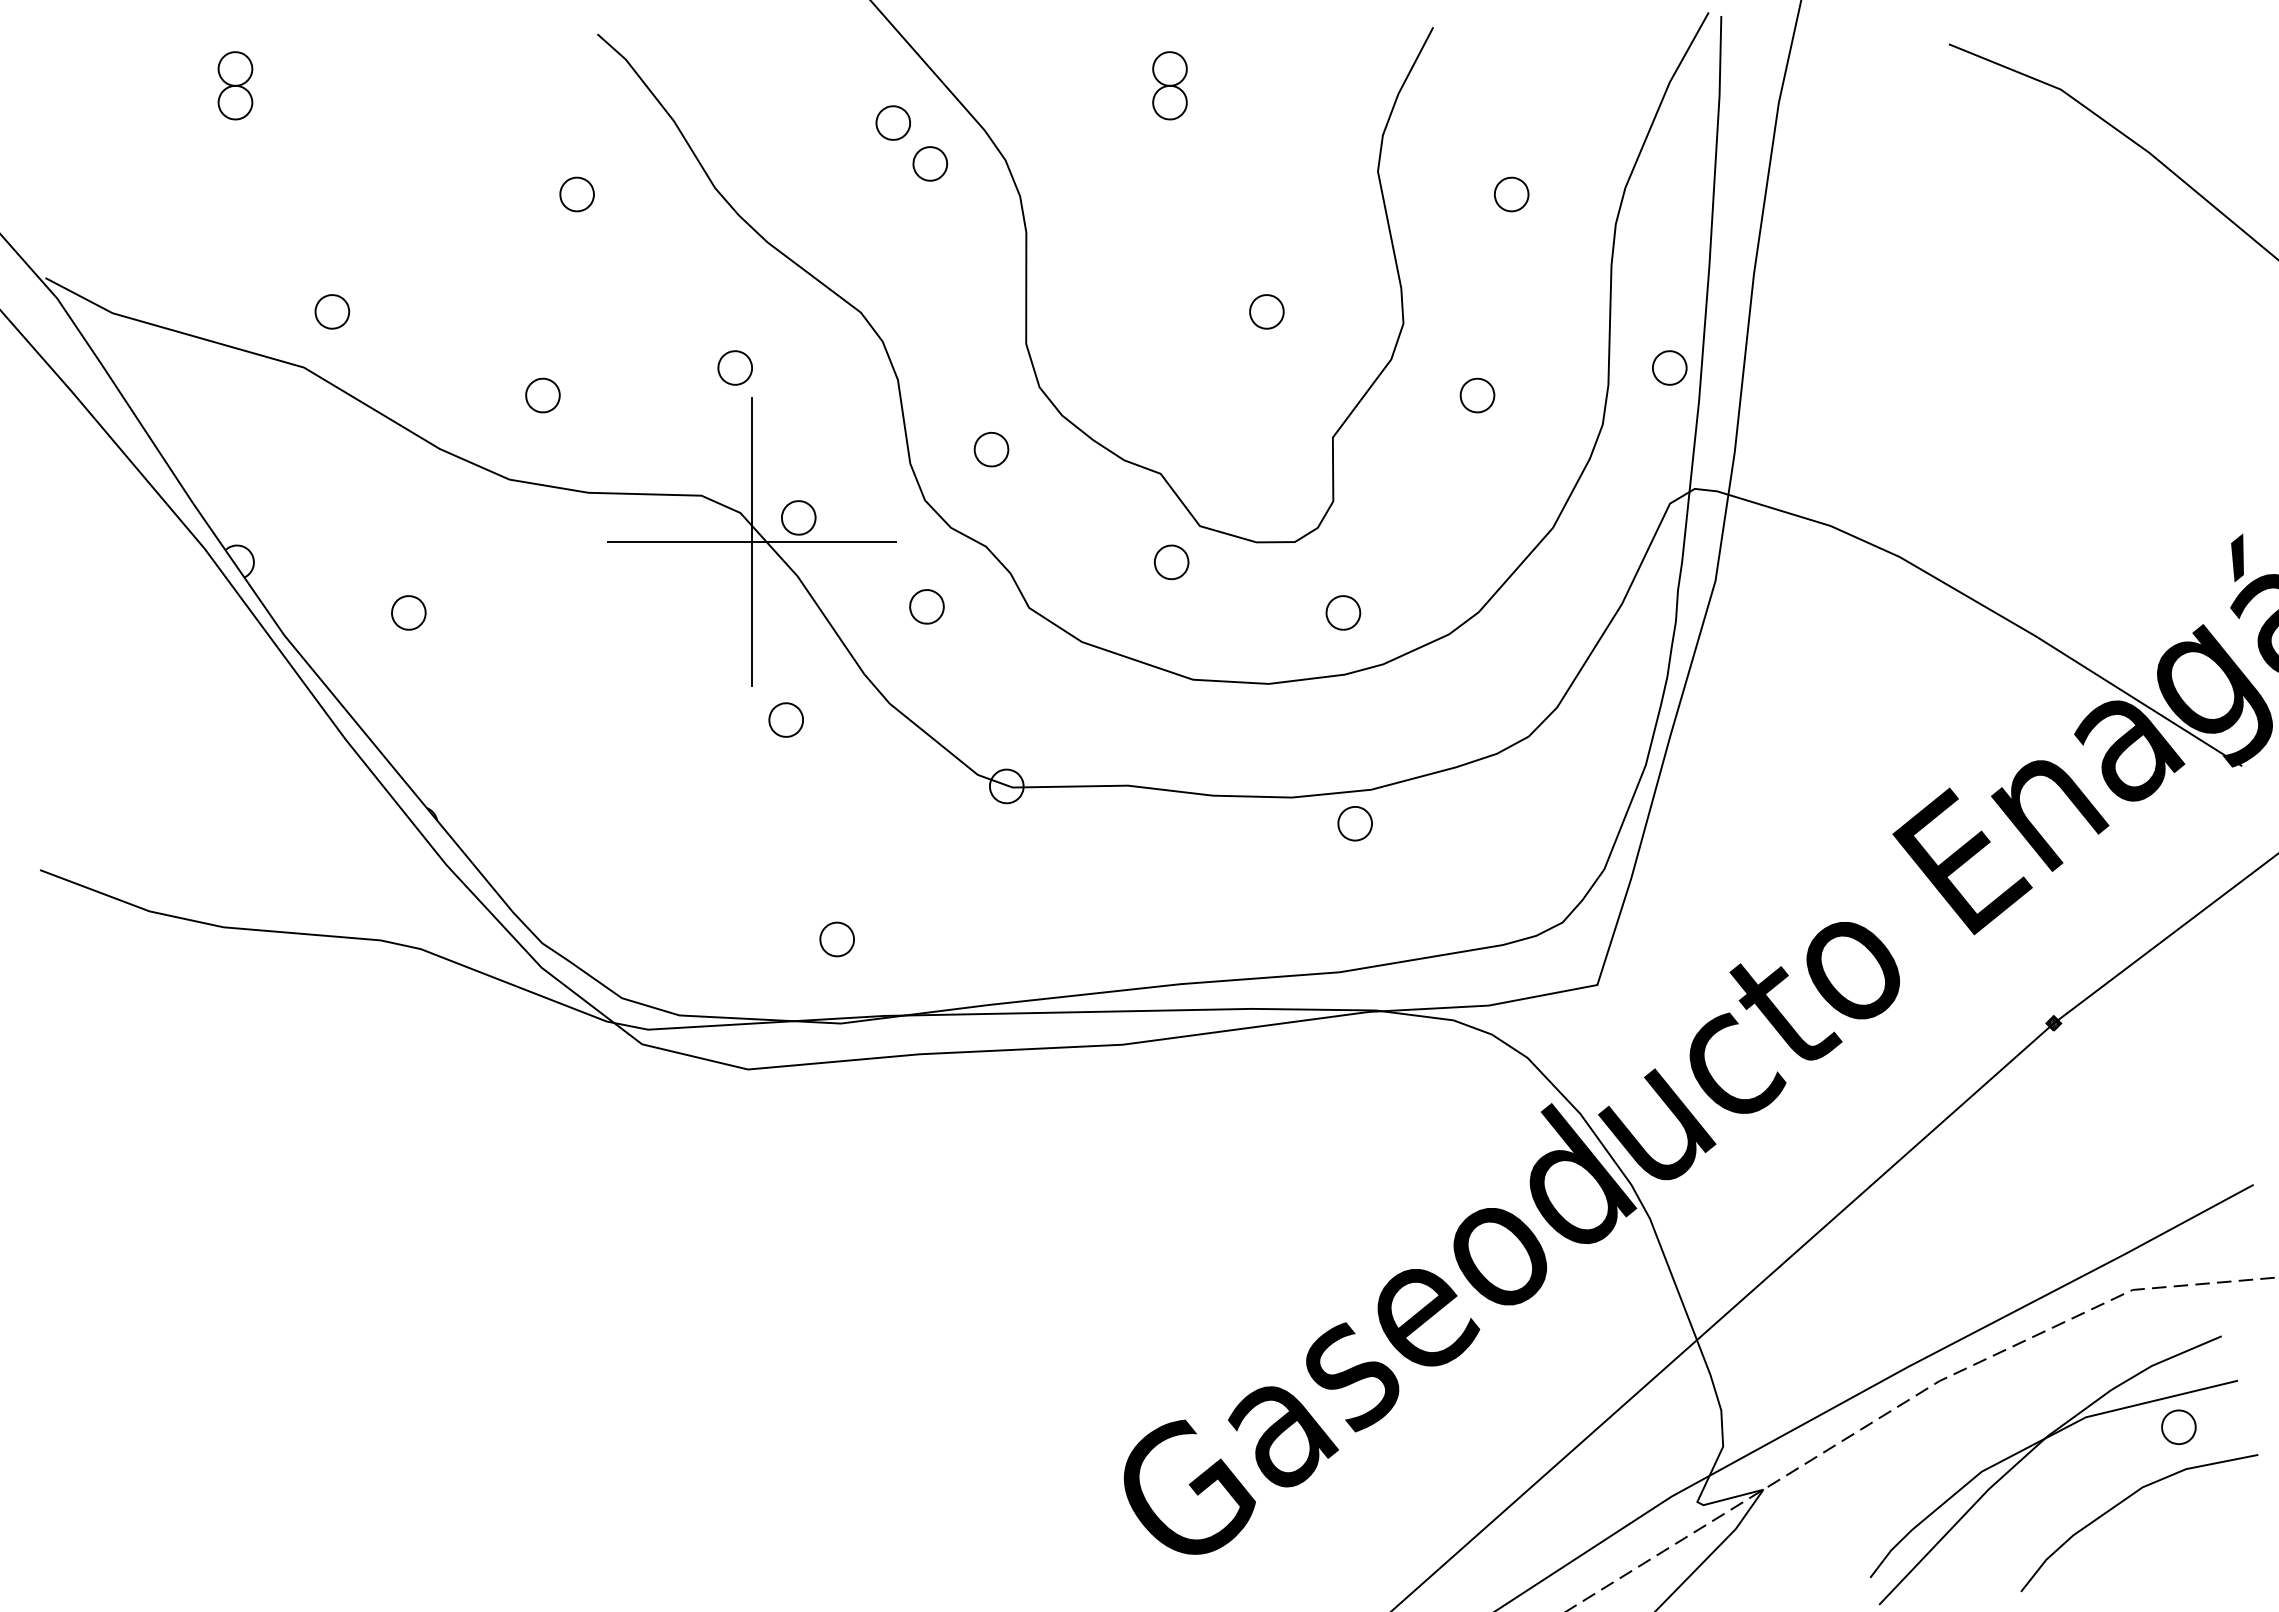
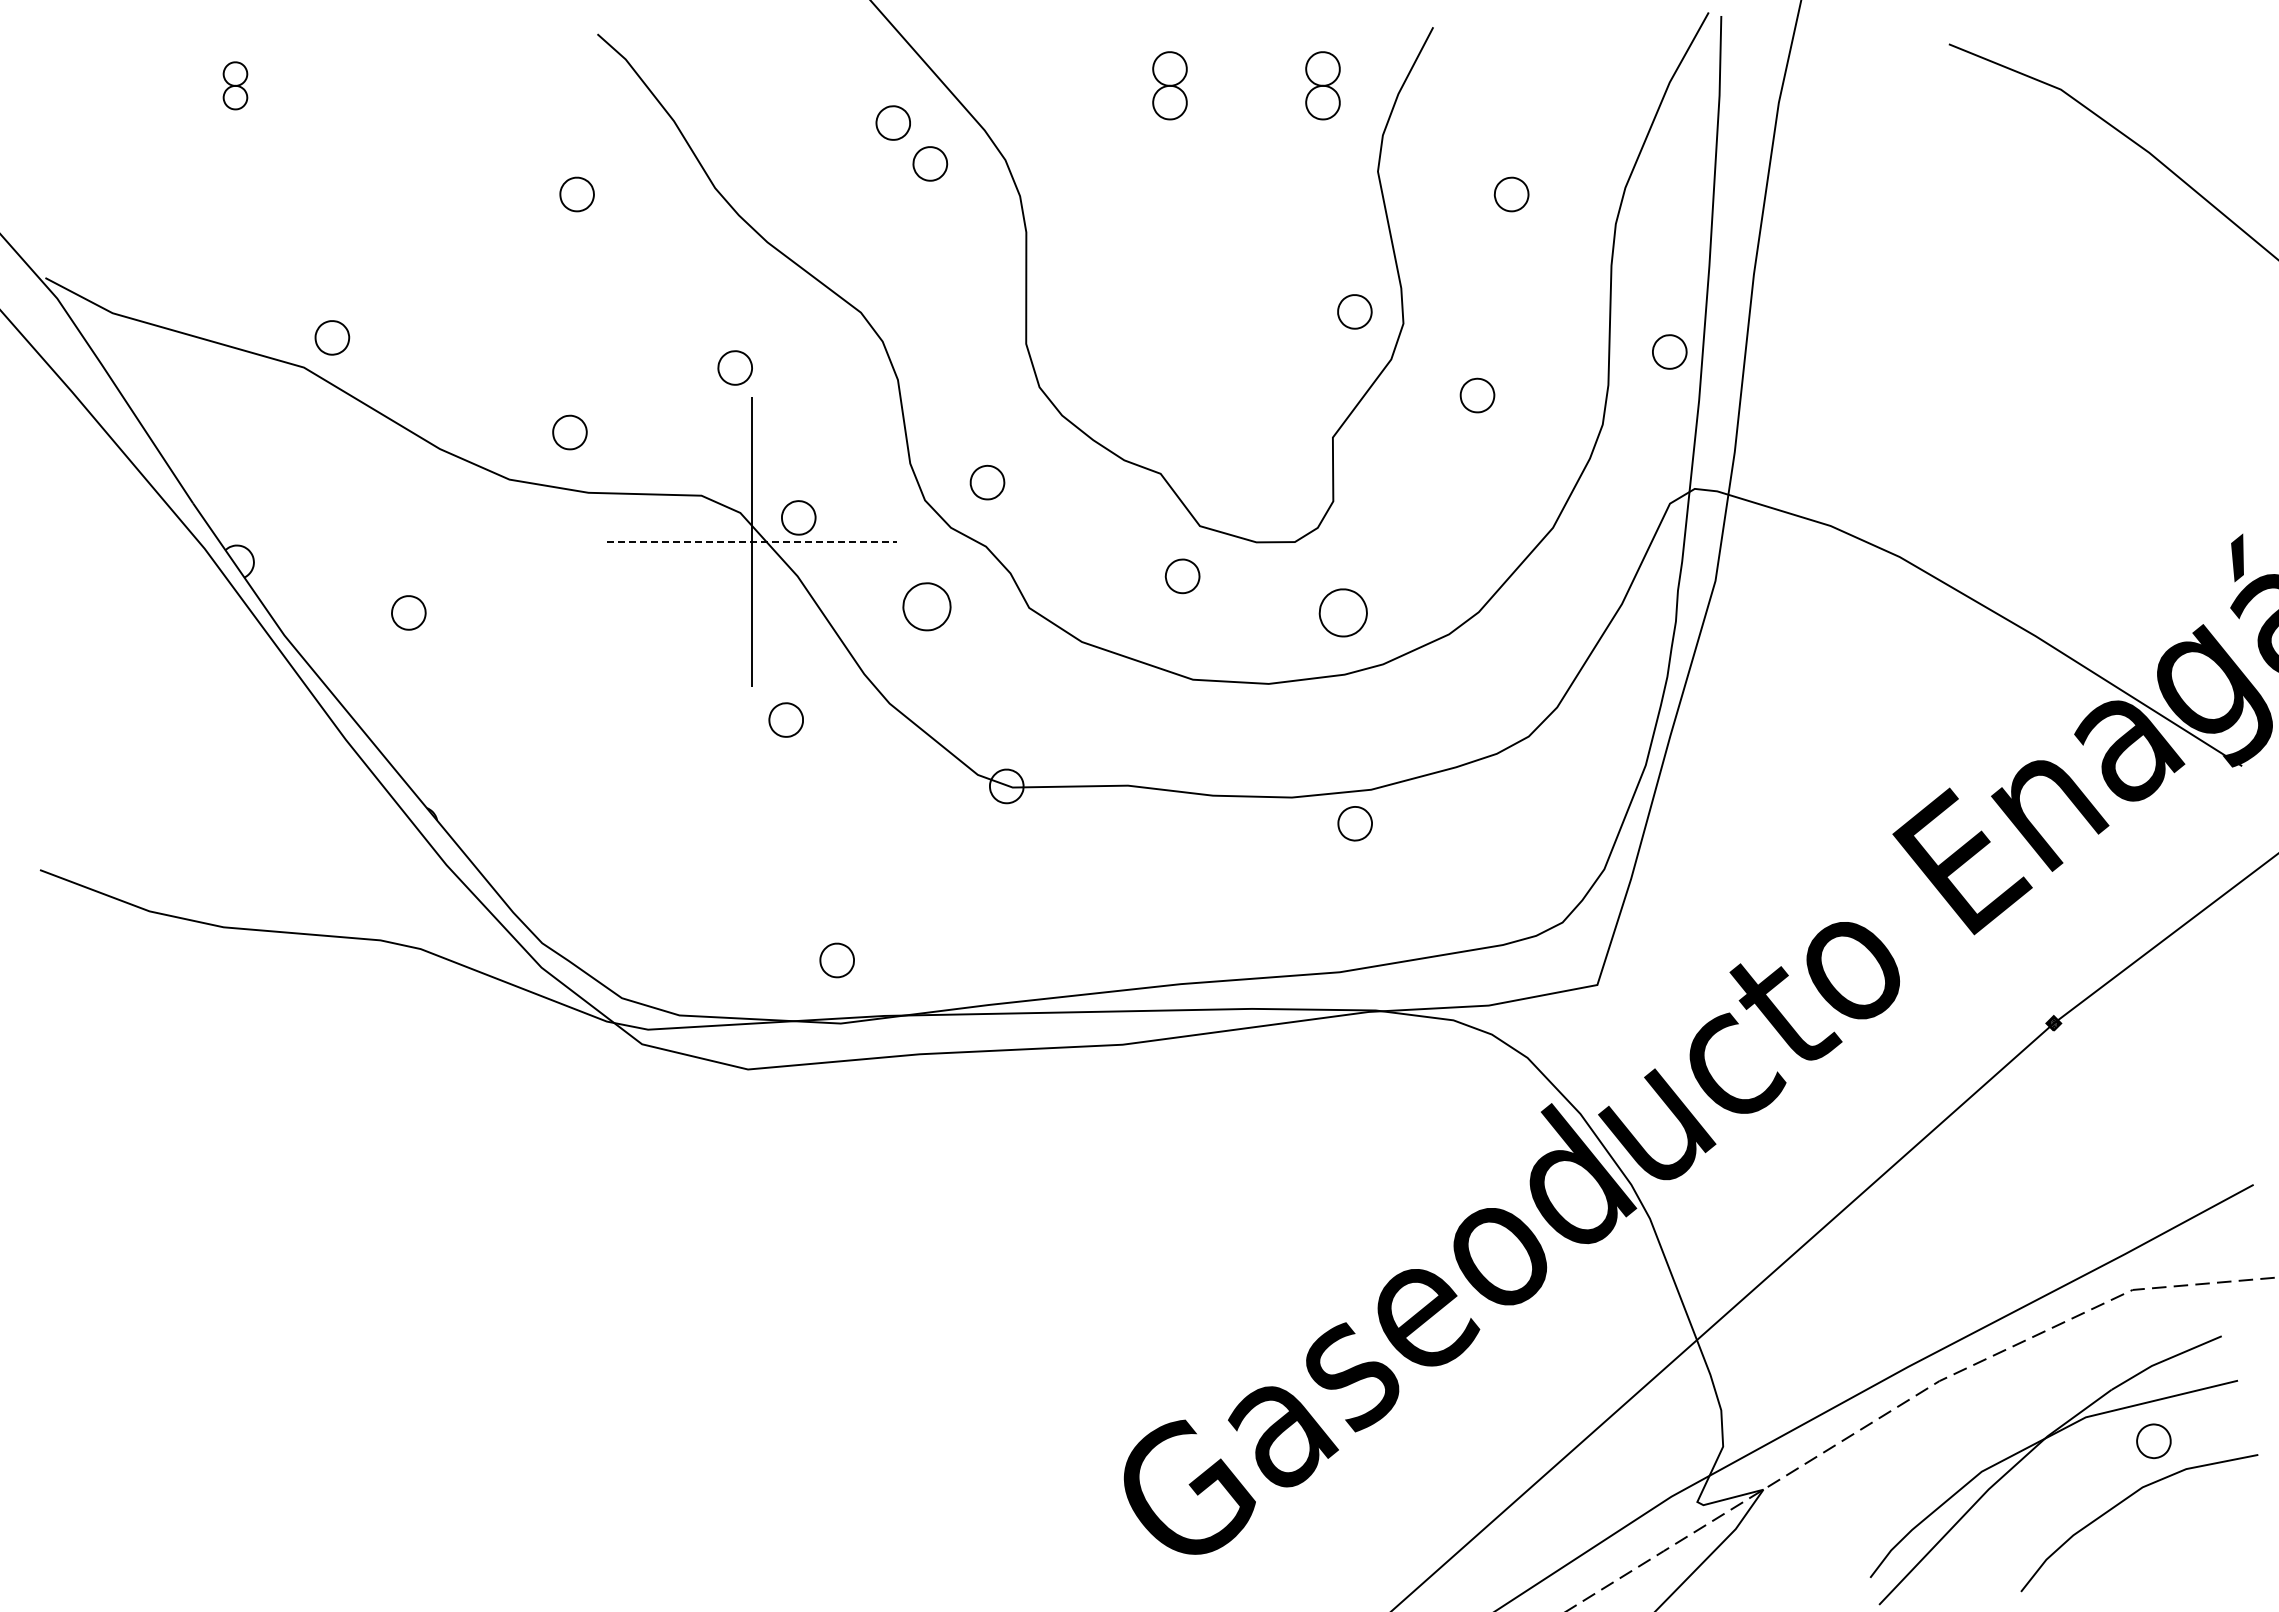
part size: 37x70 px -> 27x50 px (235, 85)
part: none -> present (1322, 85)
part position: (332, 311) -> (332, 337) (332, 337)
part position: (1266, 311) -> (1354, 311) (1354, 311)
part position: (1669, 367) -> (1669, 351) (1669, 351)
part position: (542, 395) -> (569, 432) (569, 432)
part position: (991, 449) -> (987, 482) (987, 482)
line: solid -> dashed (752, 541)
part position: (1171, 562) -> (1182, 576) (1182, 576)
part size: 36x36 px -> 50x50 px (926, 606)
part size: 37x36 px -> 50x50 px (1342, 612)
part position: (836, 939) -> (836, 960) (836, 960)
part position: (2178, 1427) -> (2153, 1441) (2153, 1441)
